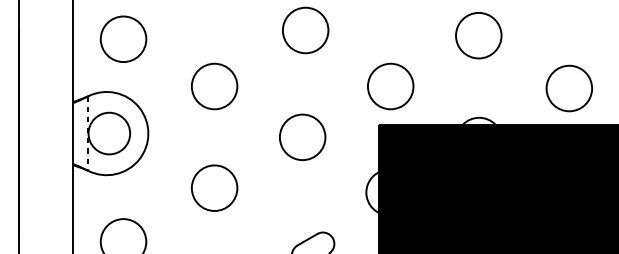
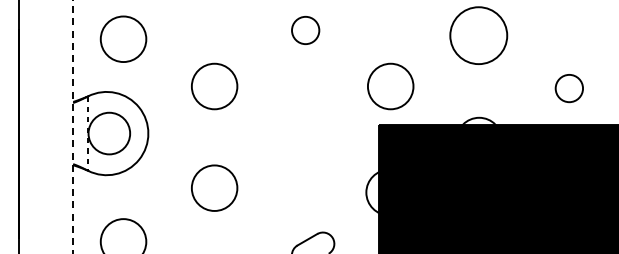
circle diameter: 46 px -> 27 px (305, 30)
circle diameter: 46 px -> 57 px (478, 35)
circle diameter: 46 px -> 27 px (569, 88)
line: solid -> dashed (73, 126)
circle: present -> none (302, 136)
